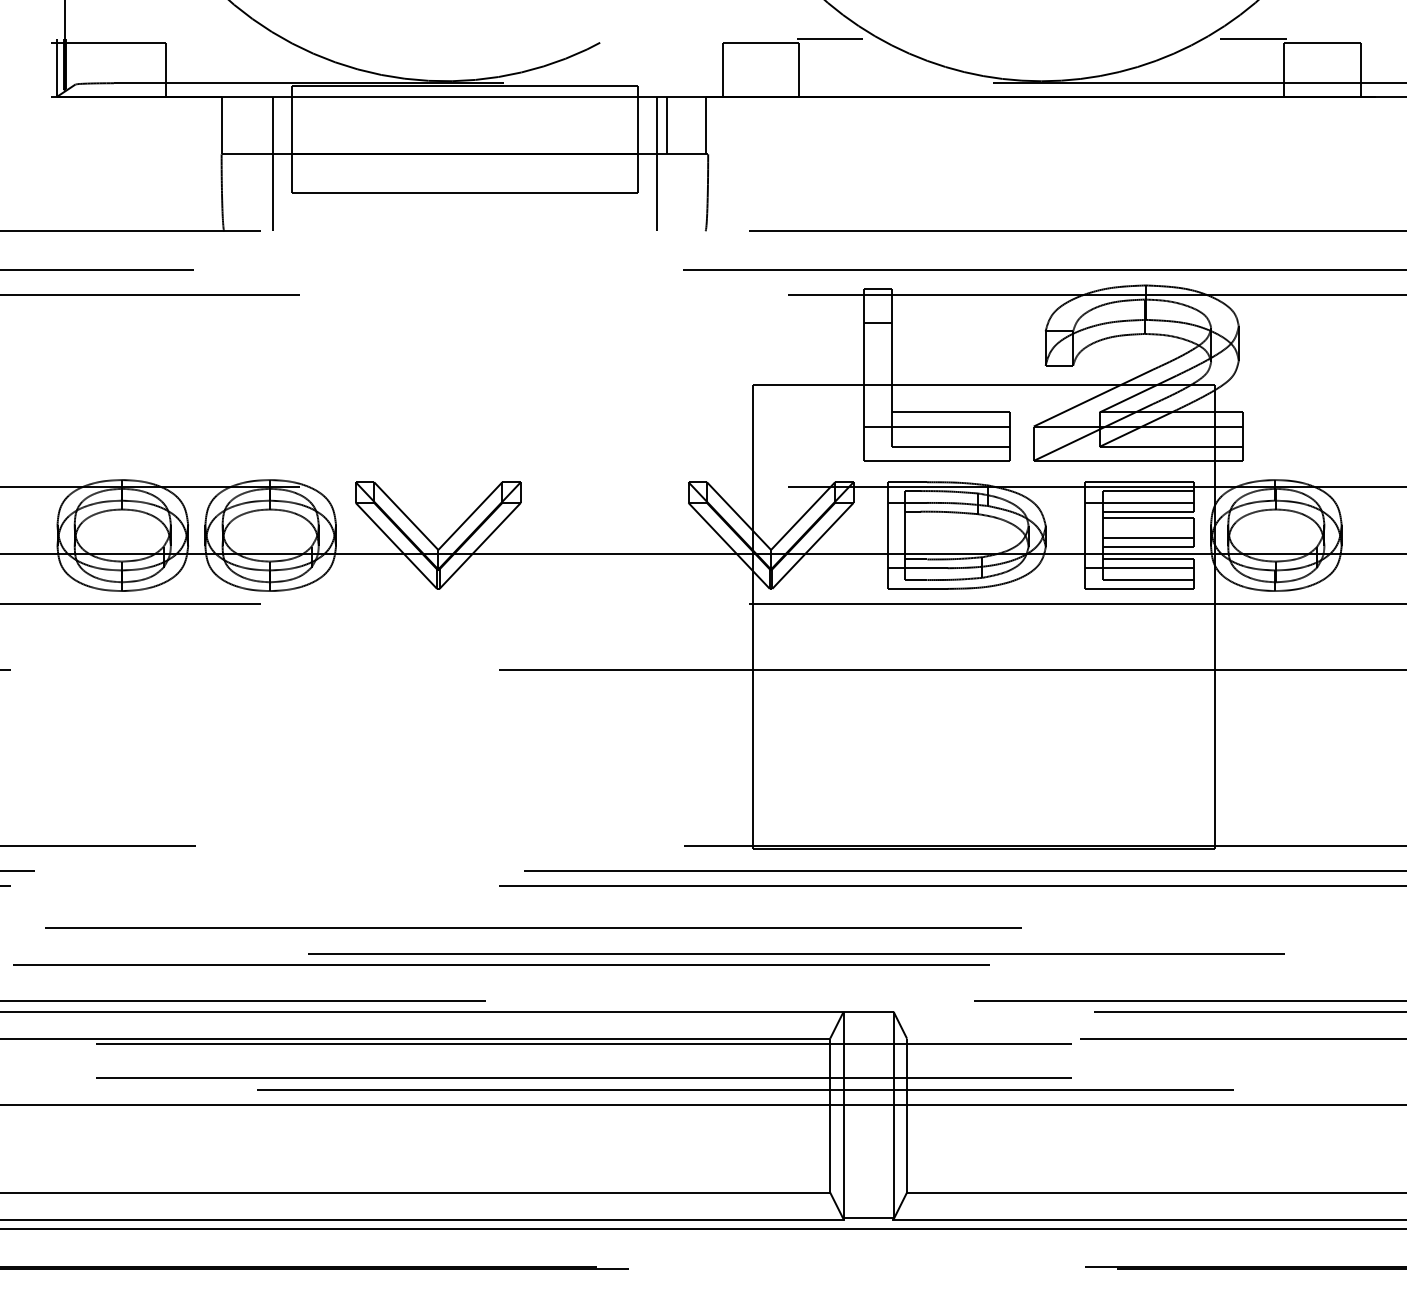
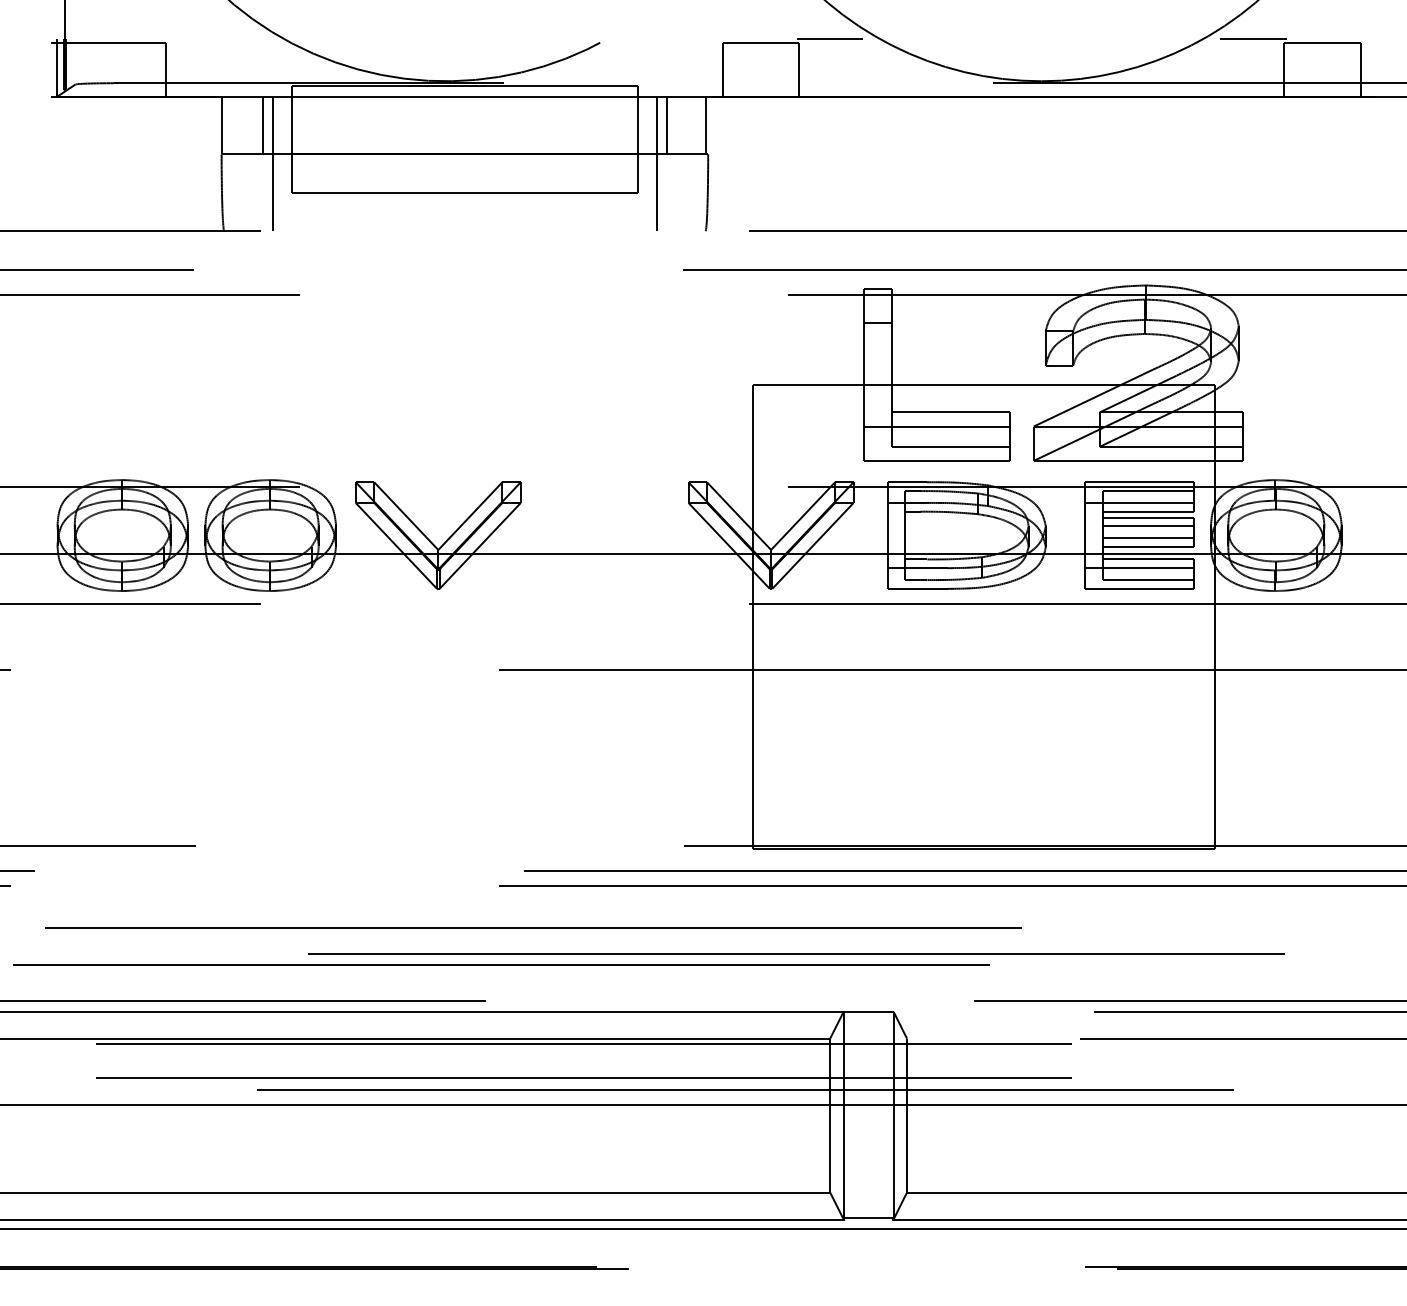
line: none -> present (263, 125)
line: none -> present (1147, 526)
